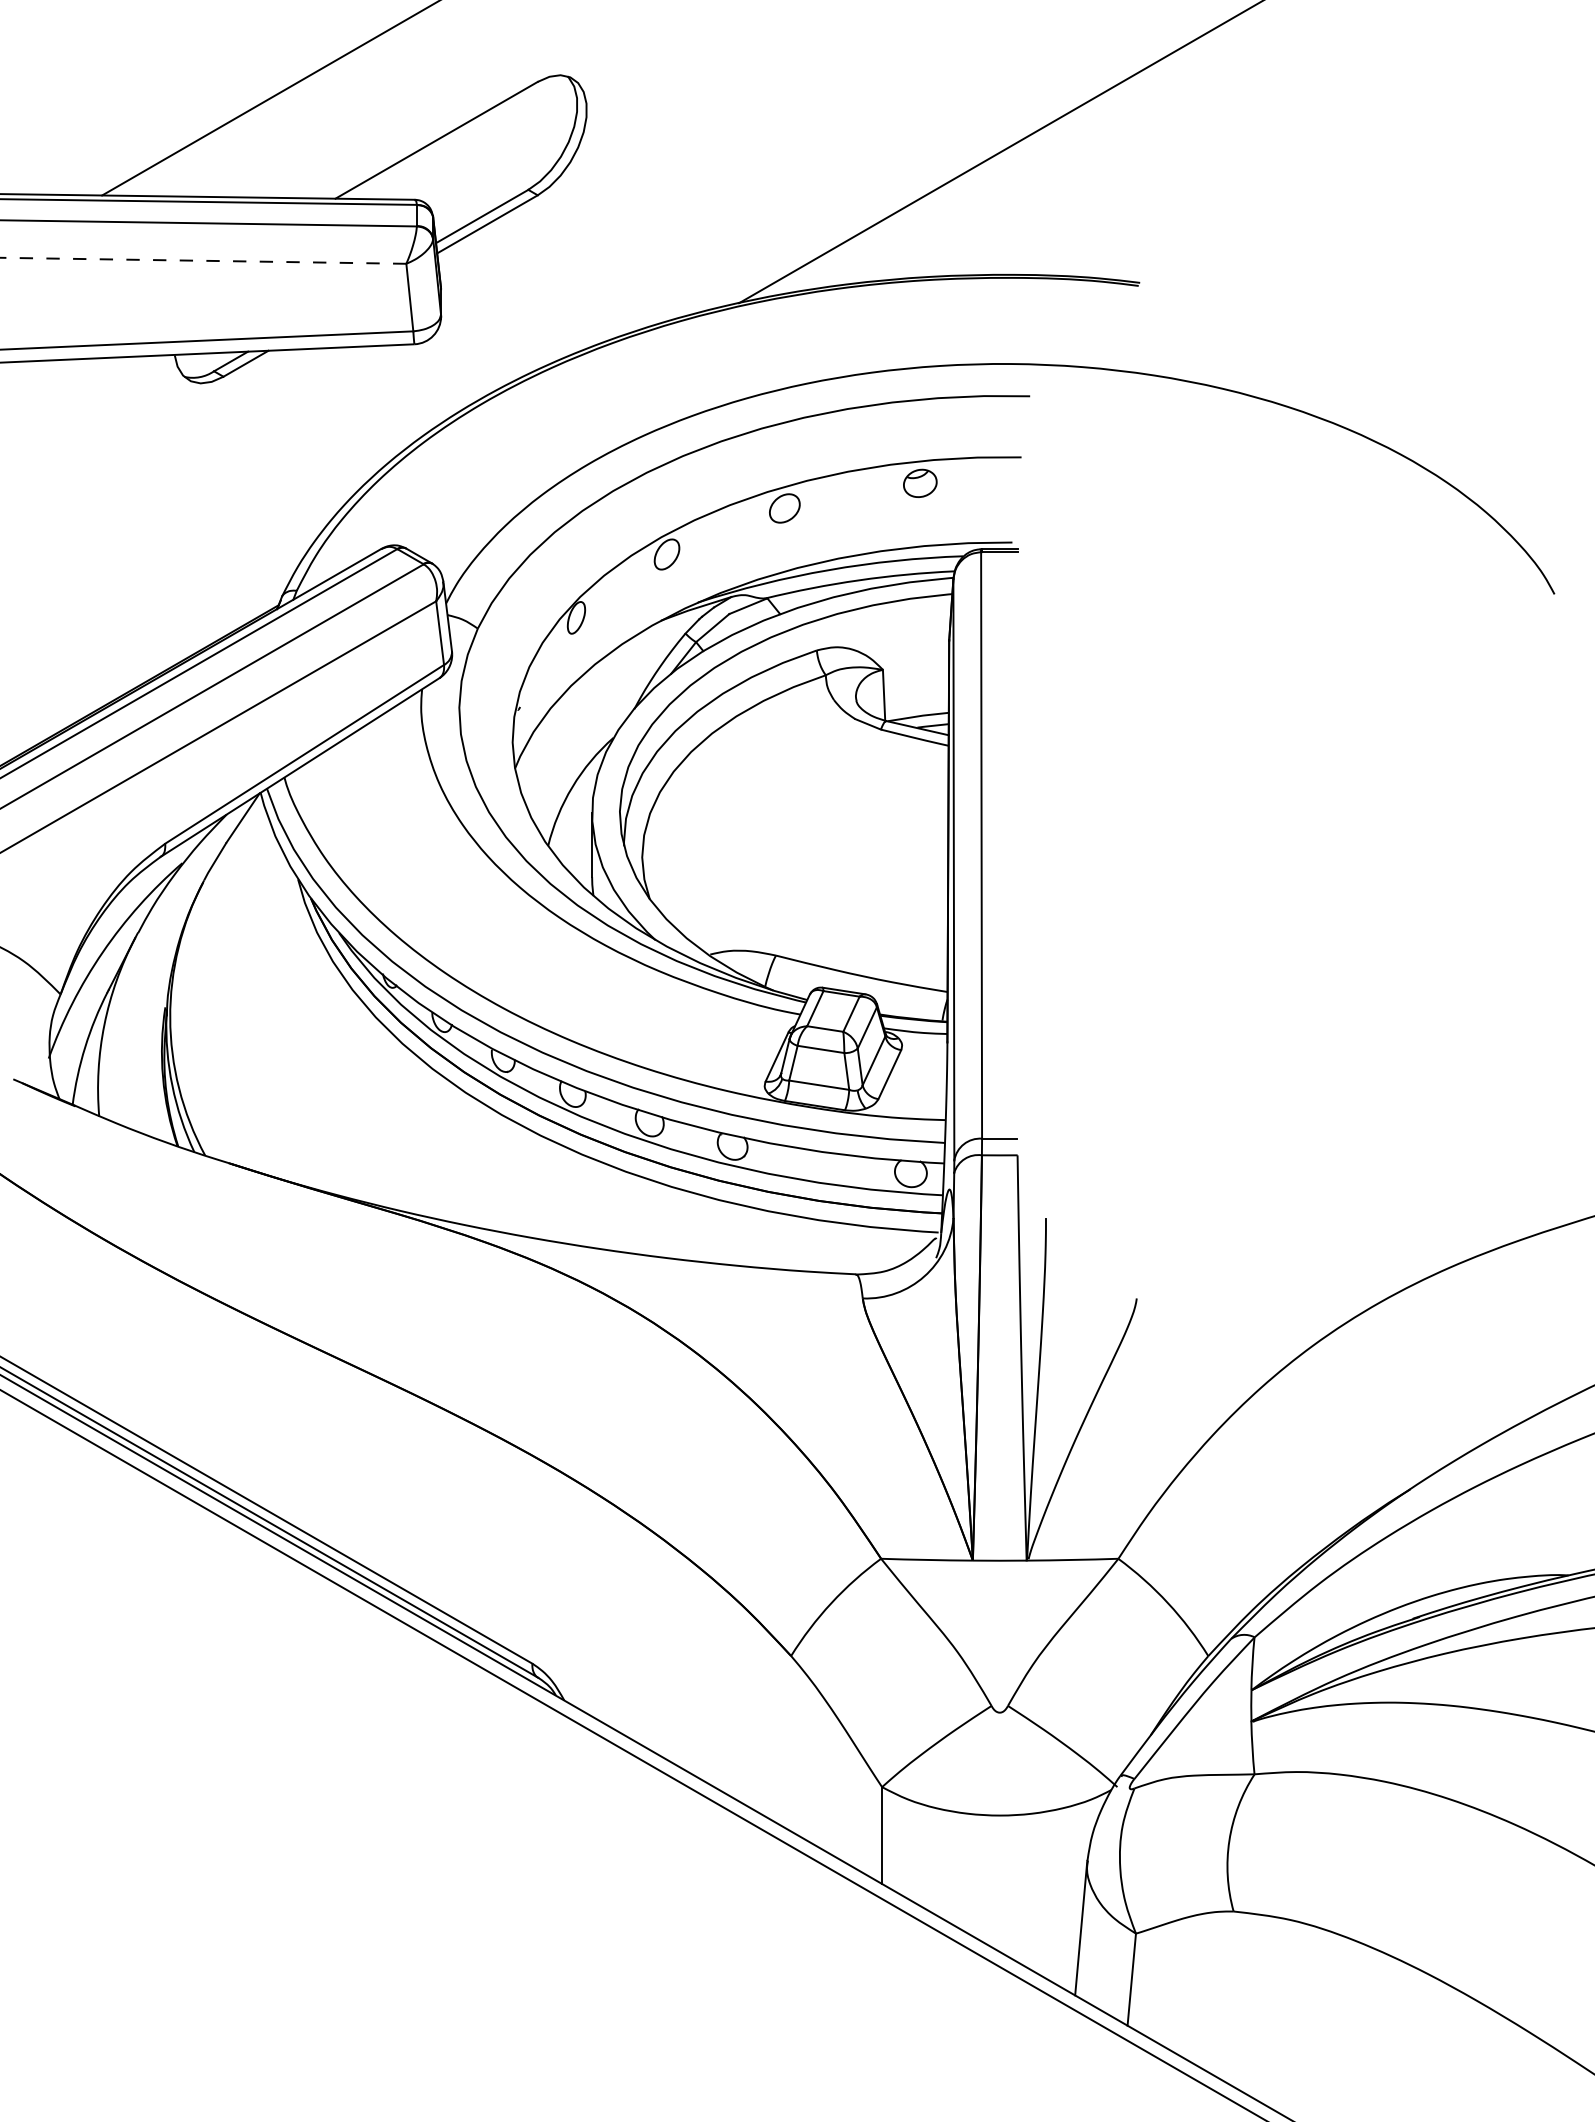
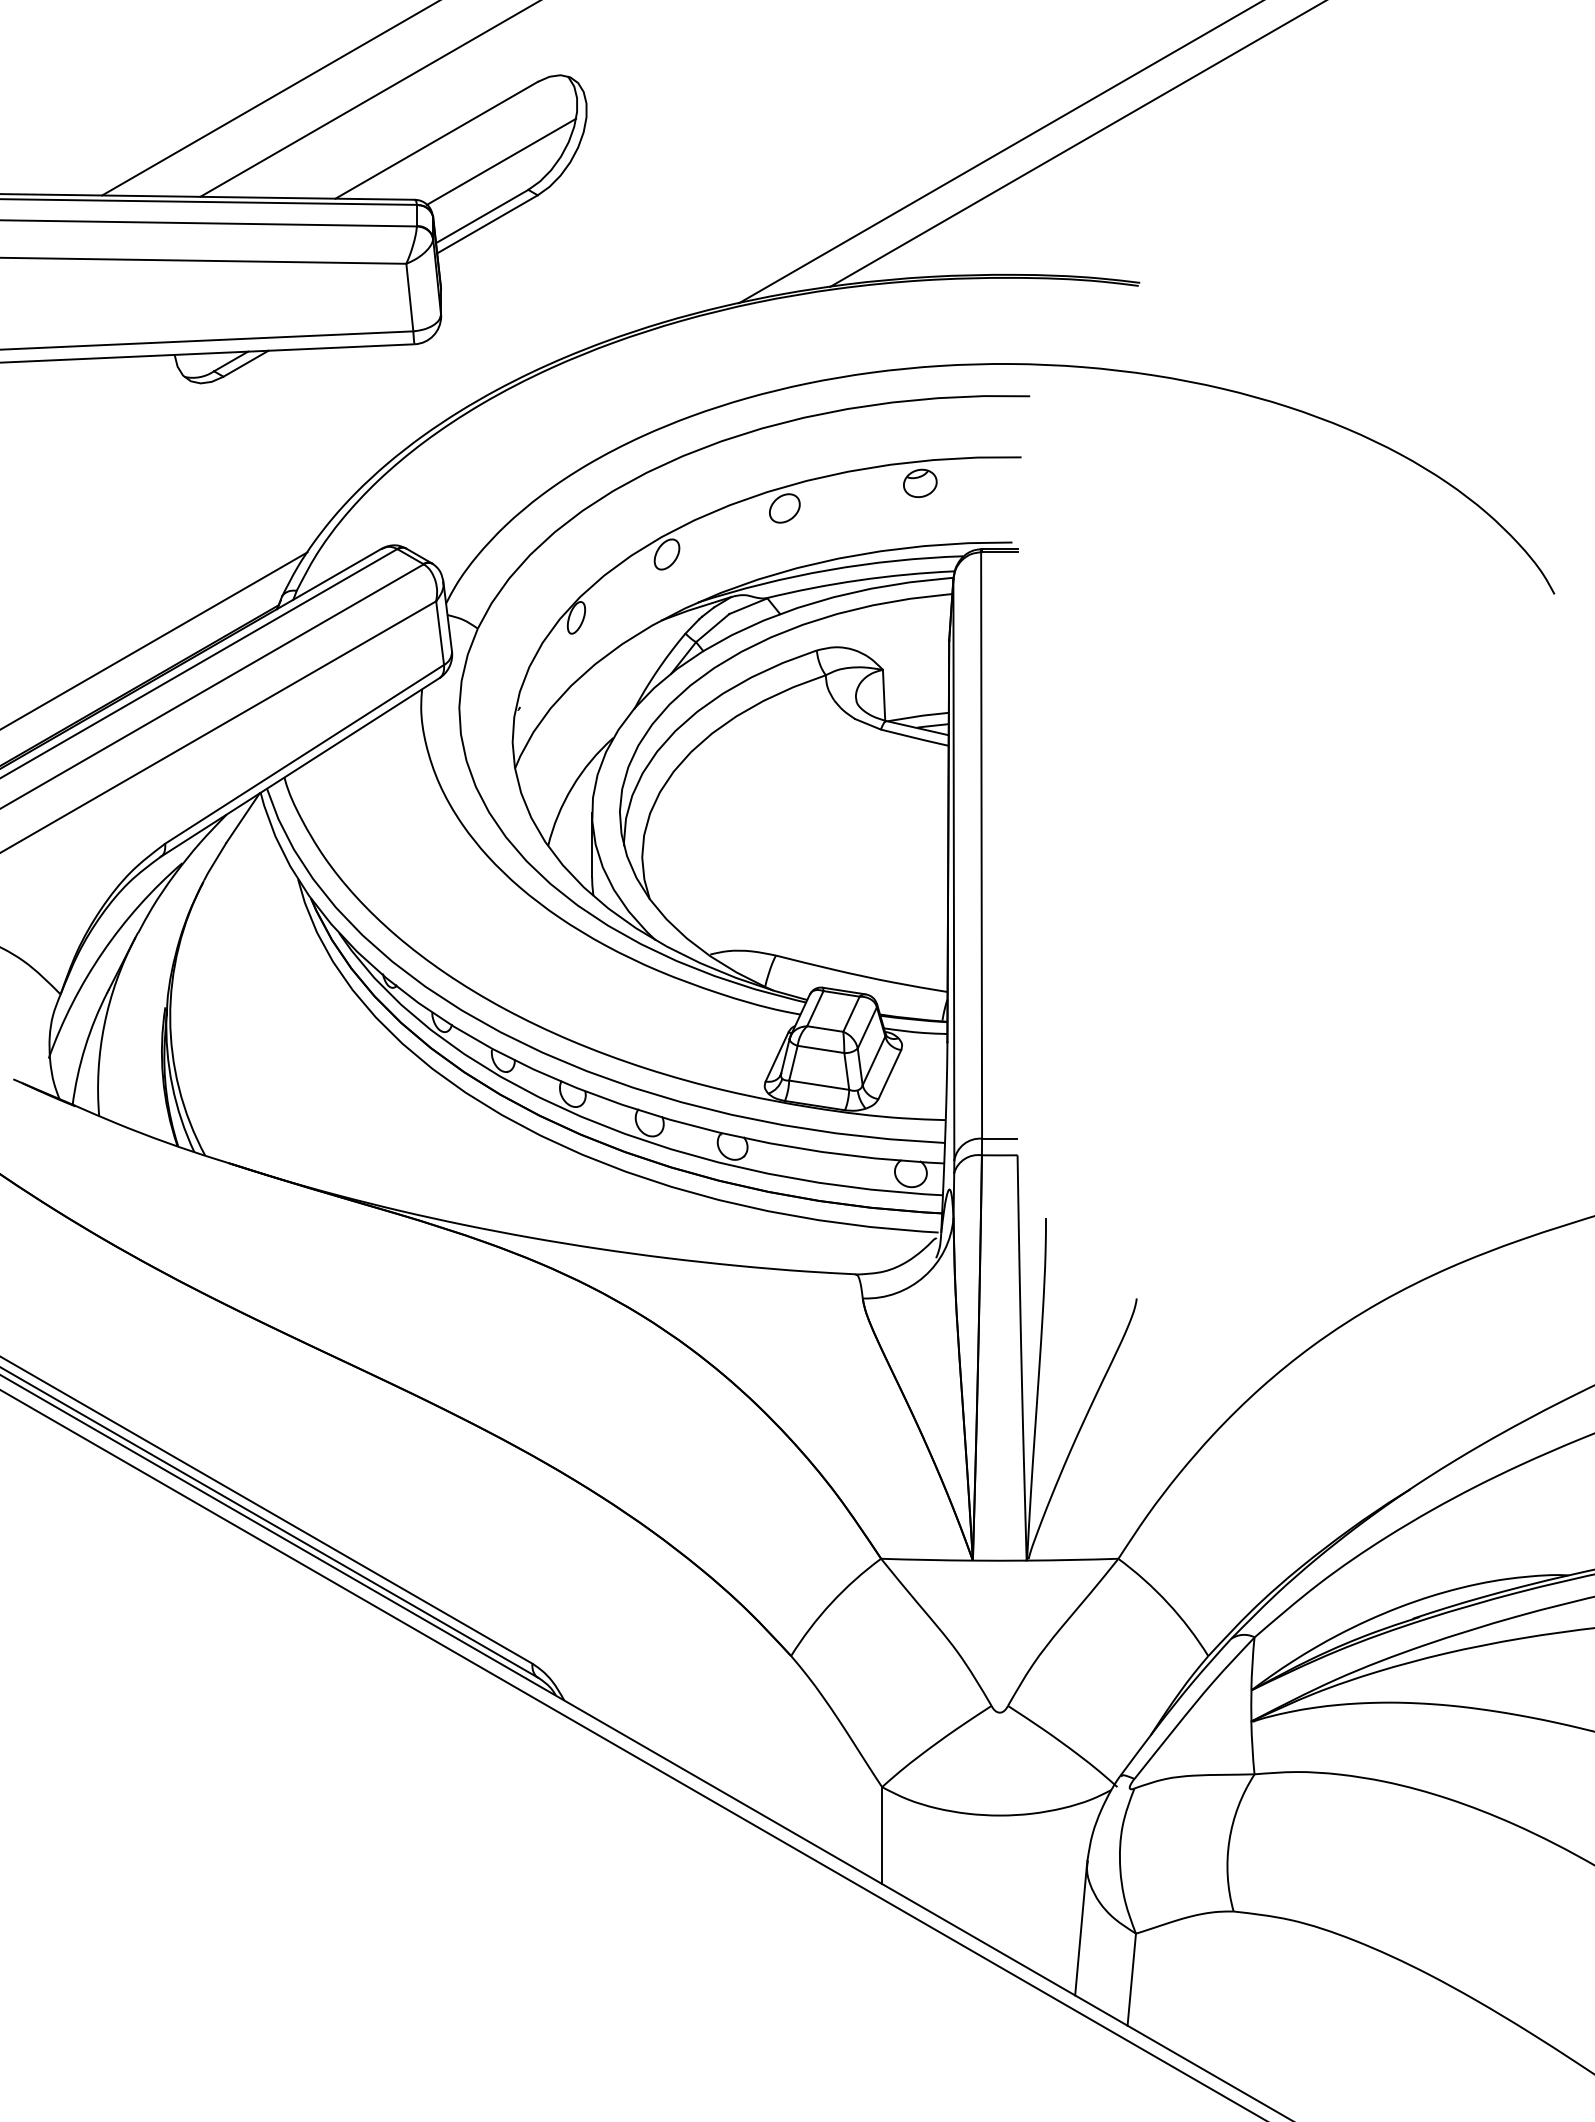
line: none -> present (368, 99)
line: none -> present (1076, 144)
line: none -> present (501, 161)
line: dashed -> solid (203, 260)
line: none -> present (154, 640)
